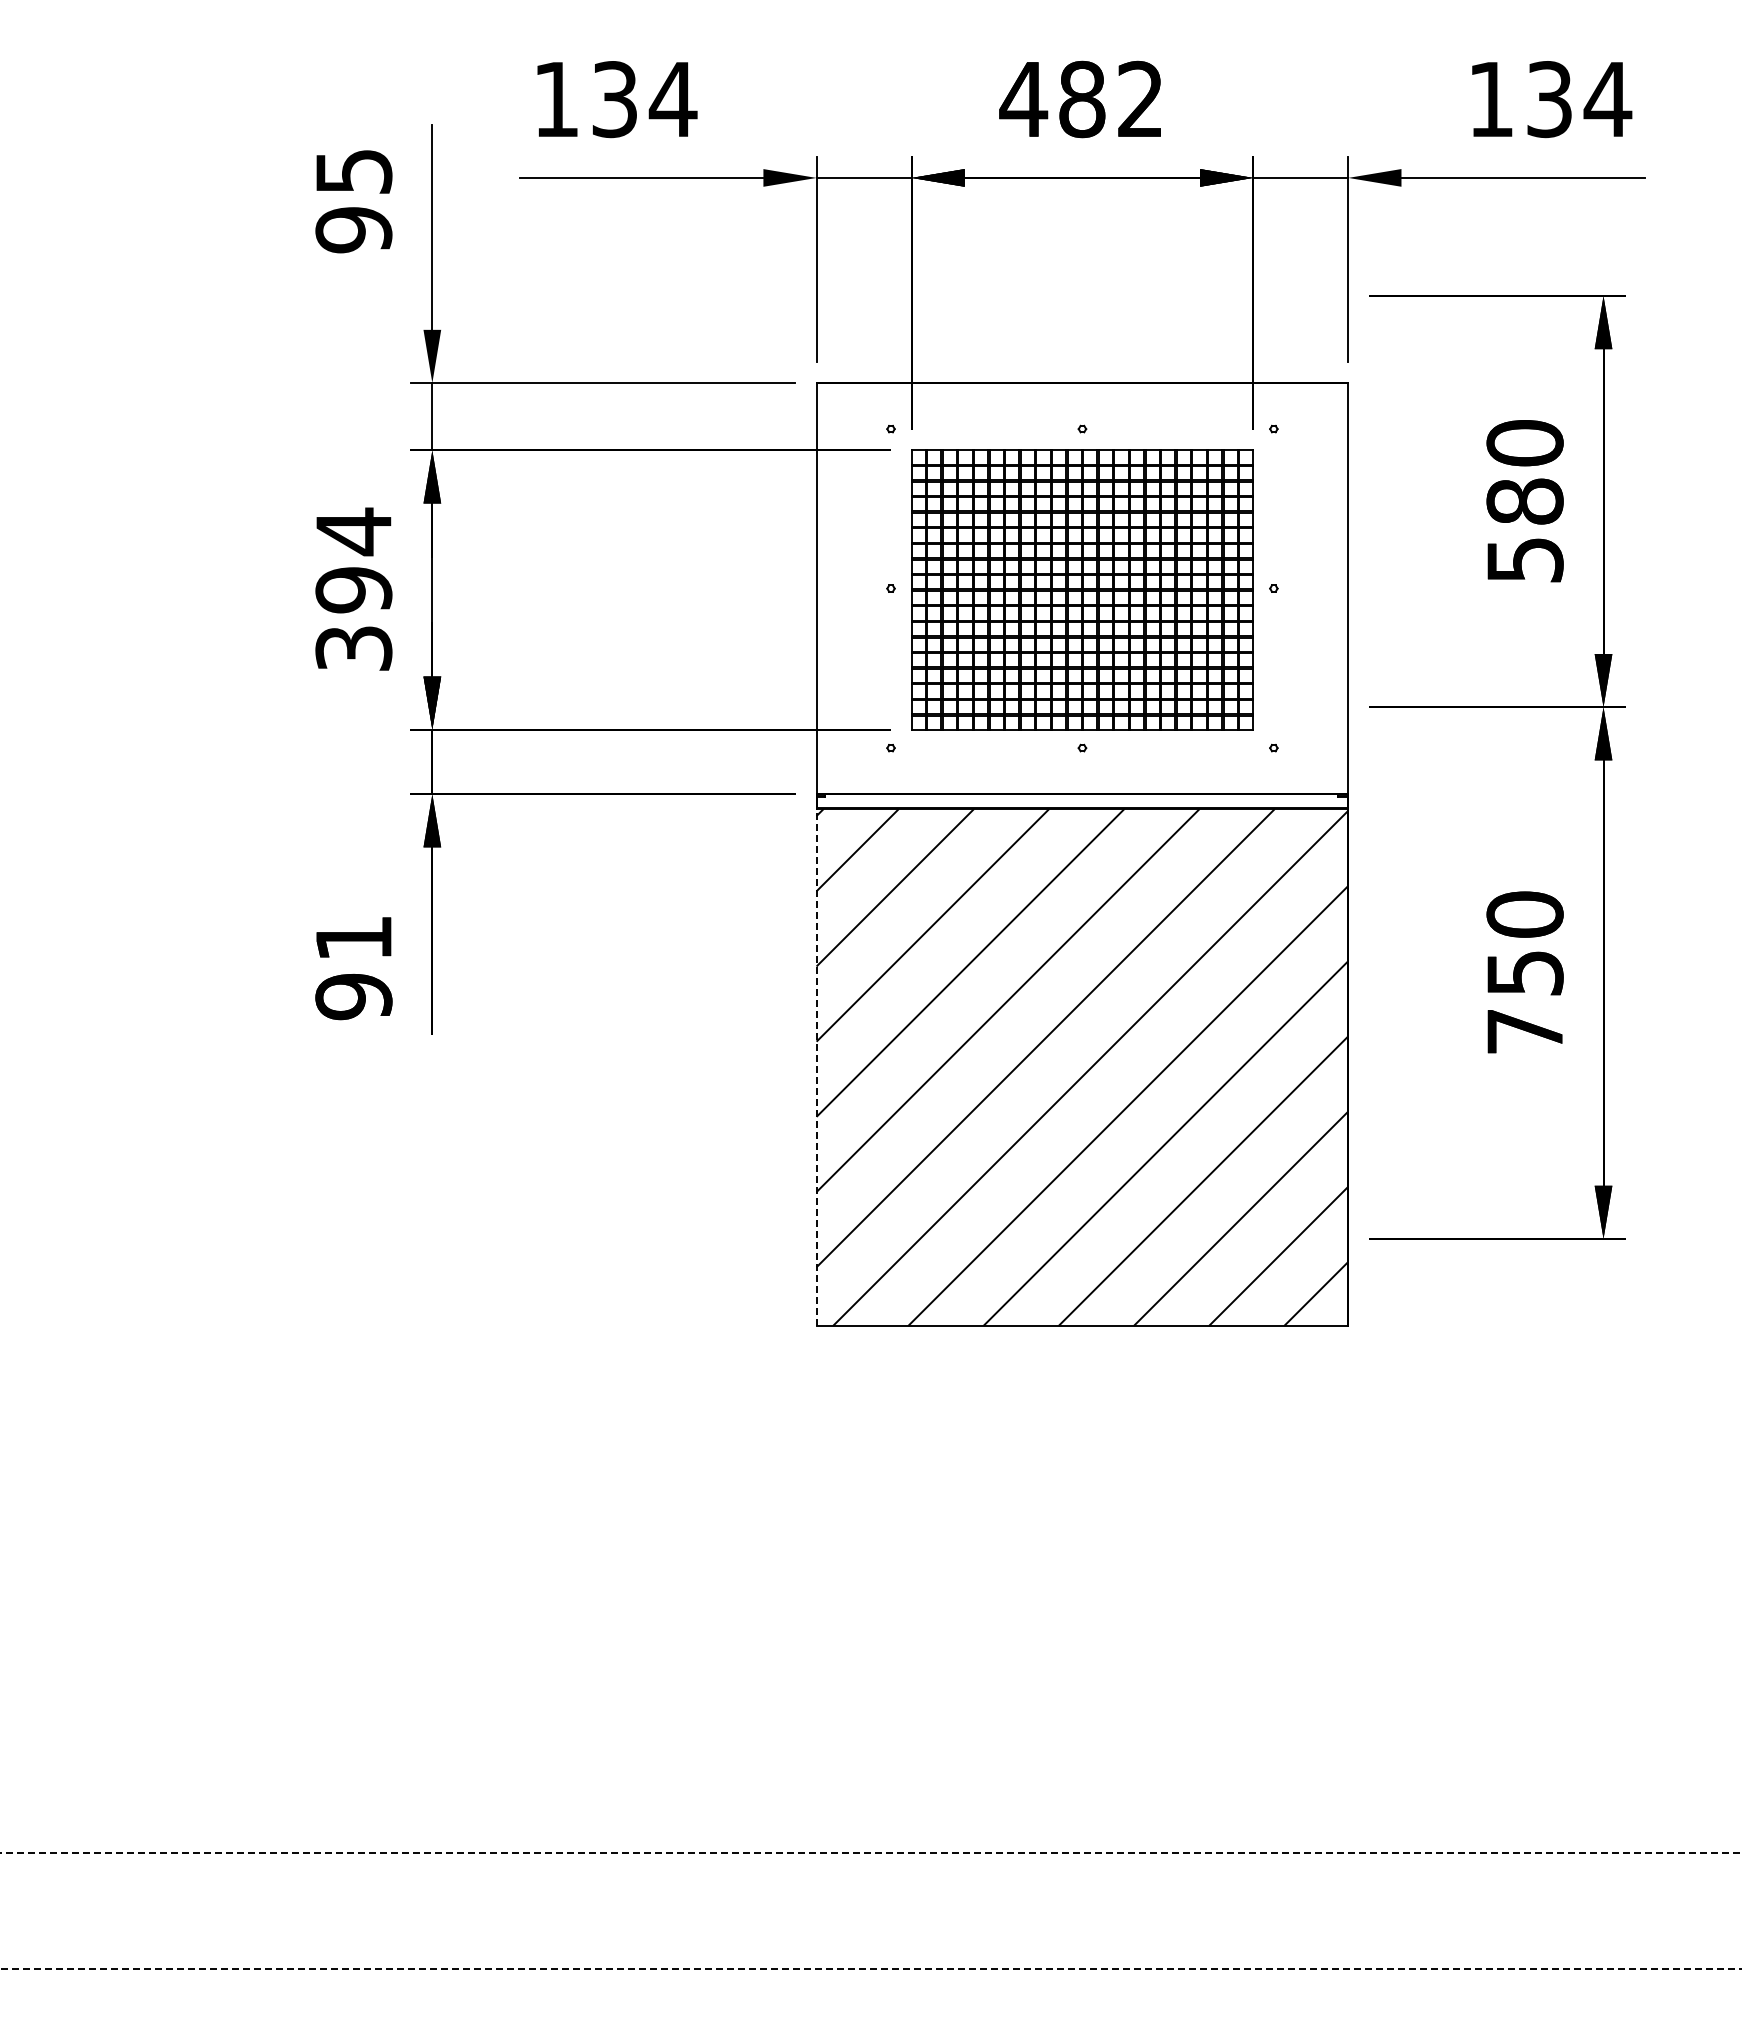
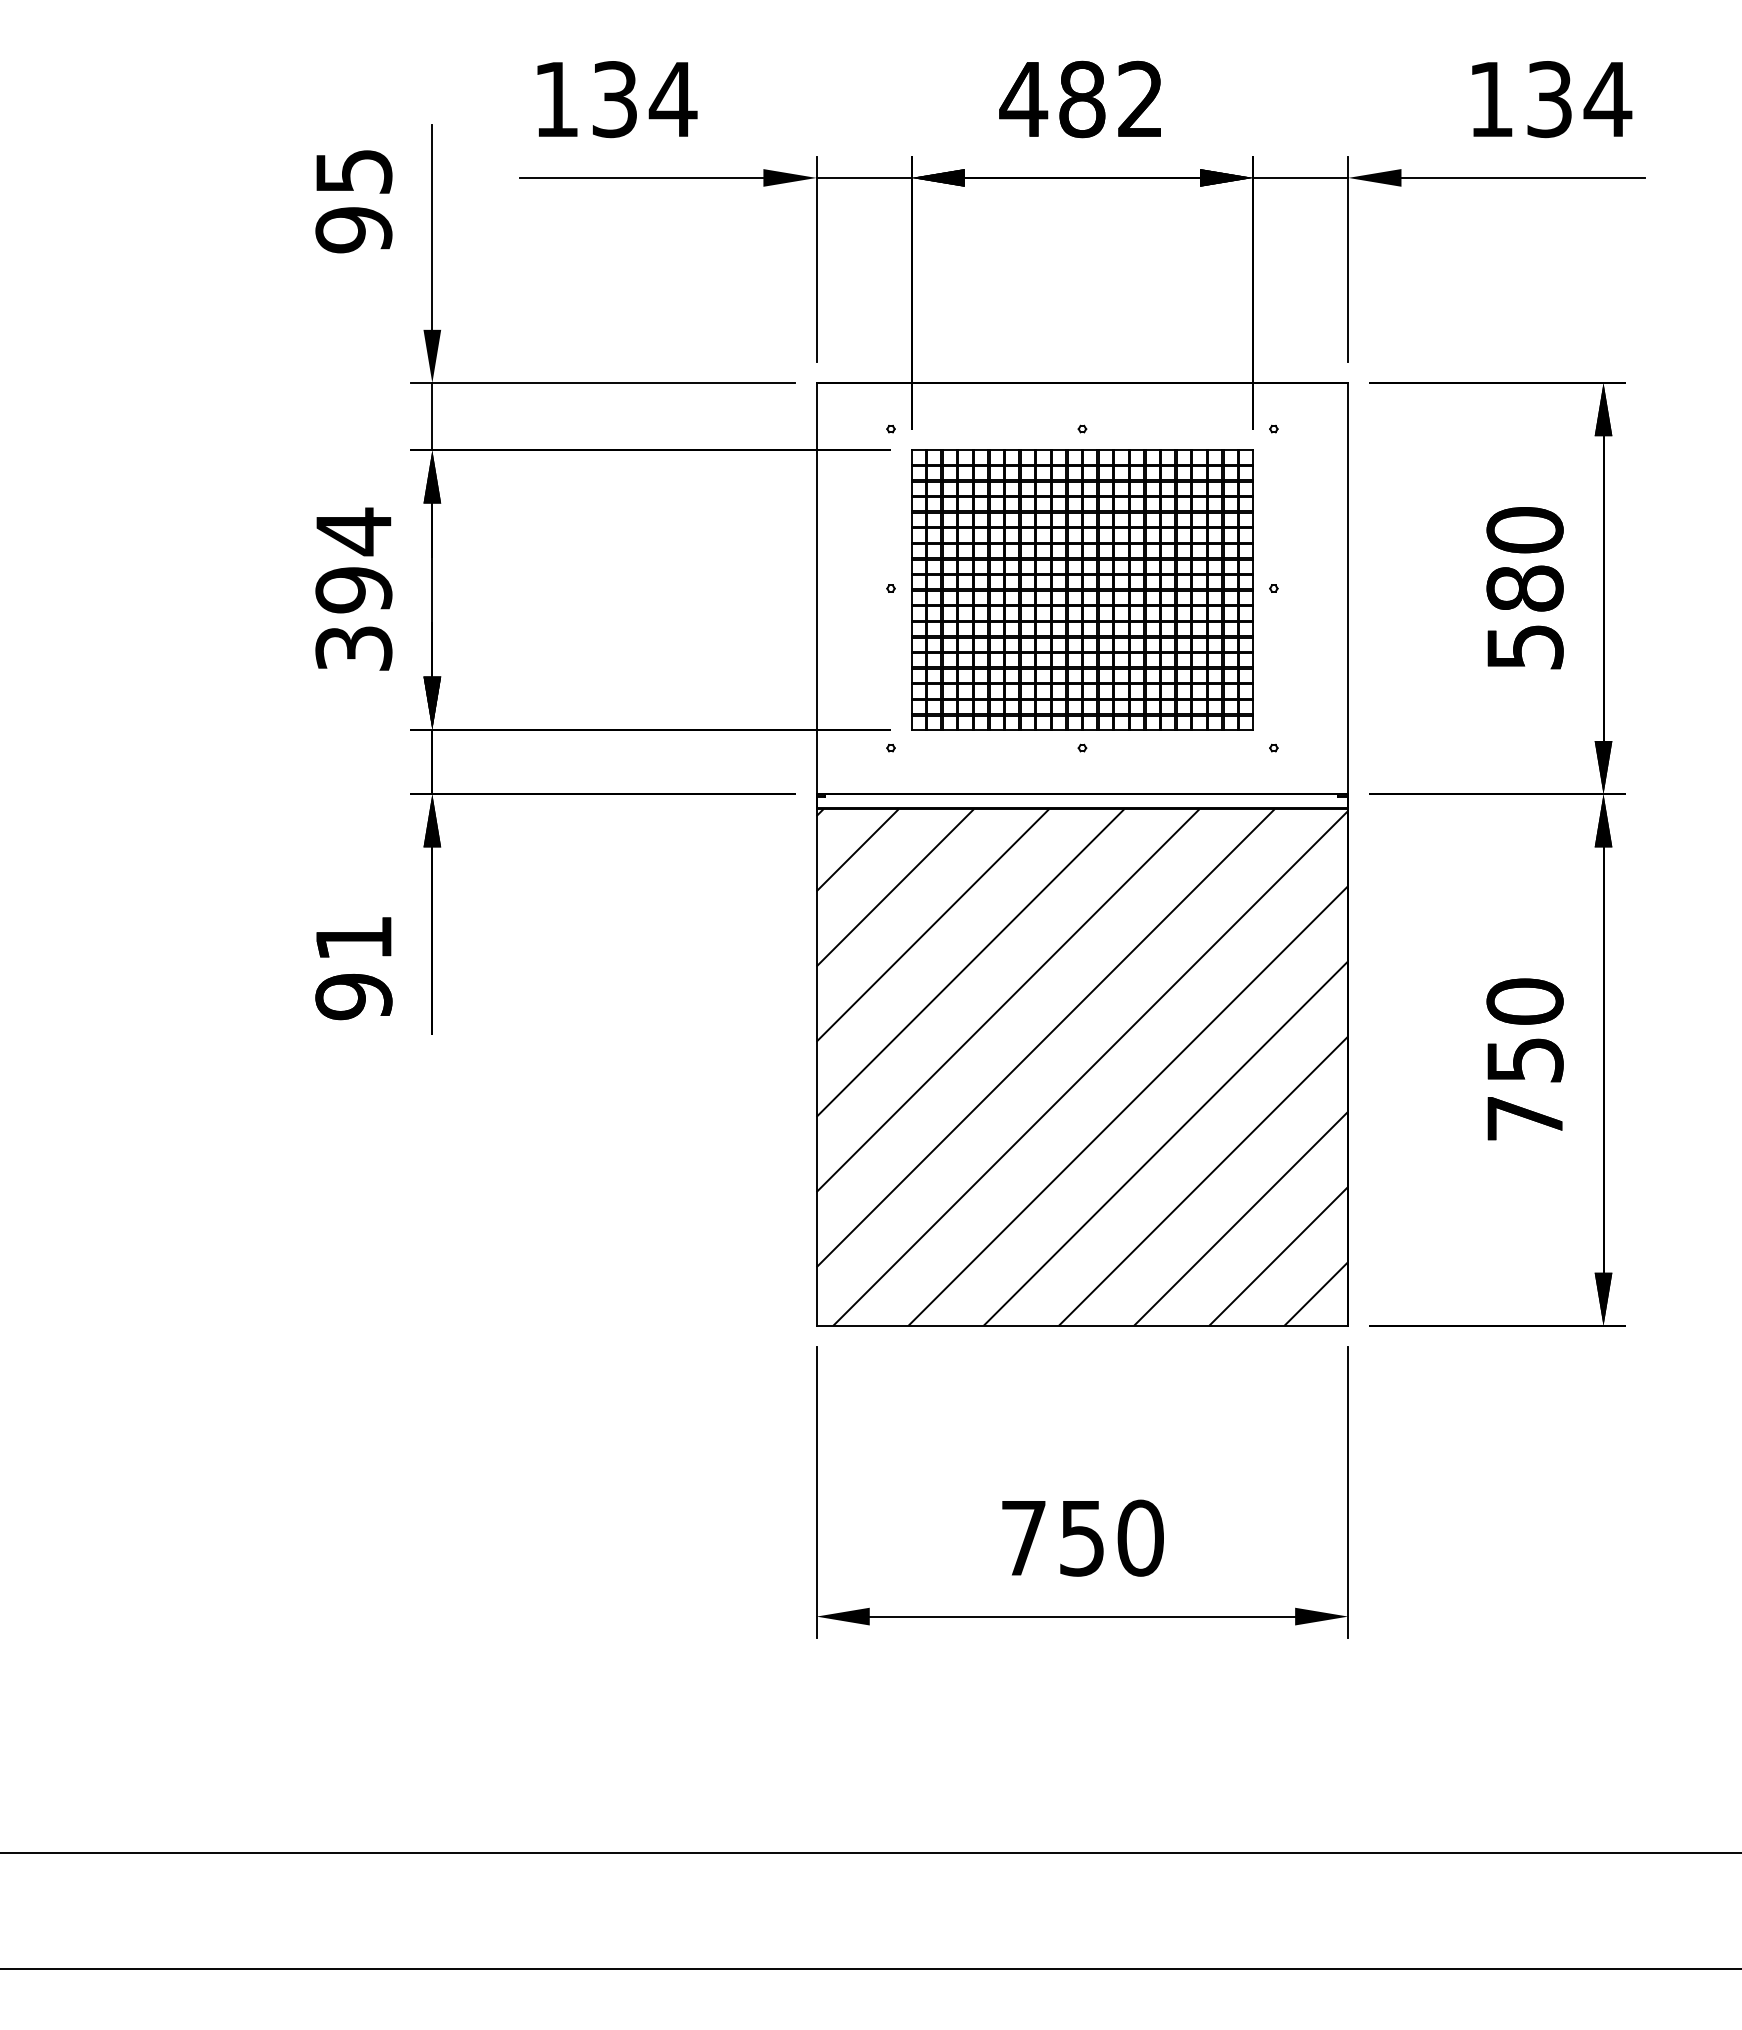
part position: (1497, 707) -> (1497, 794) (1497, 794)
line: dashed -> solid (816, 1060)
part: none -> present (1082, 1501)
line: dashed -> solid (870, 1853)
line: dashed -> solid (870, 1969)
